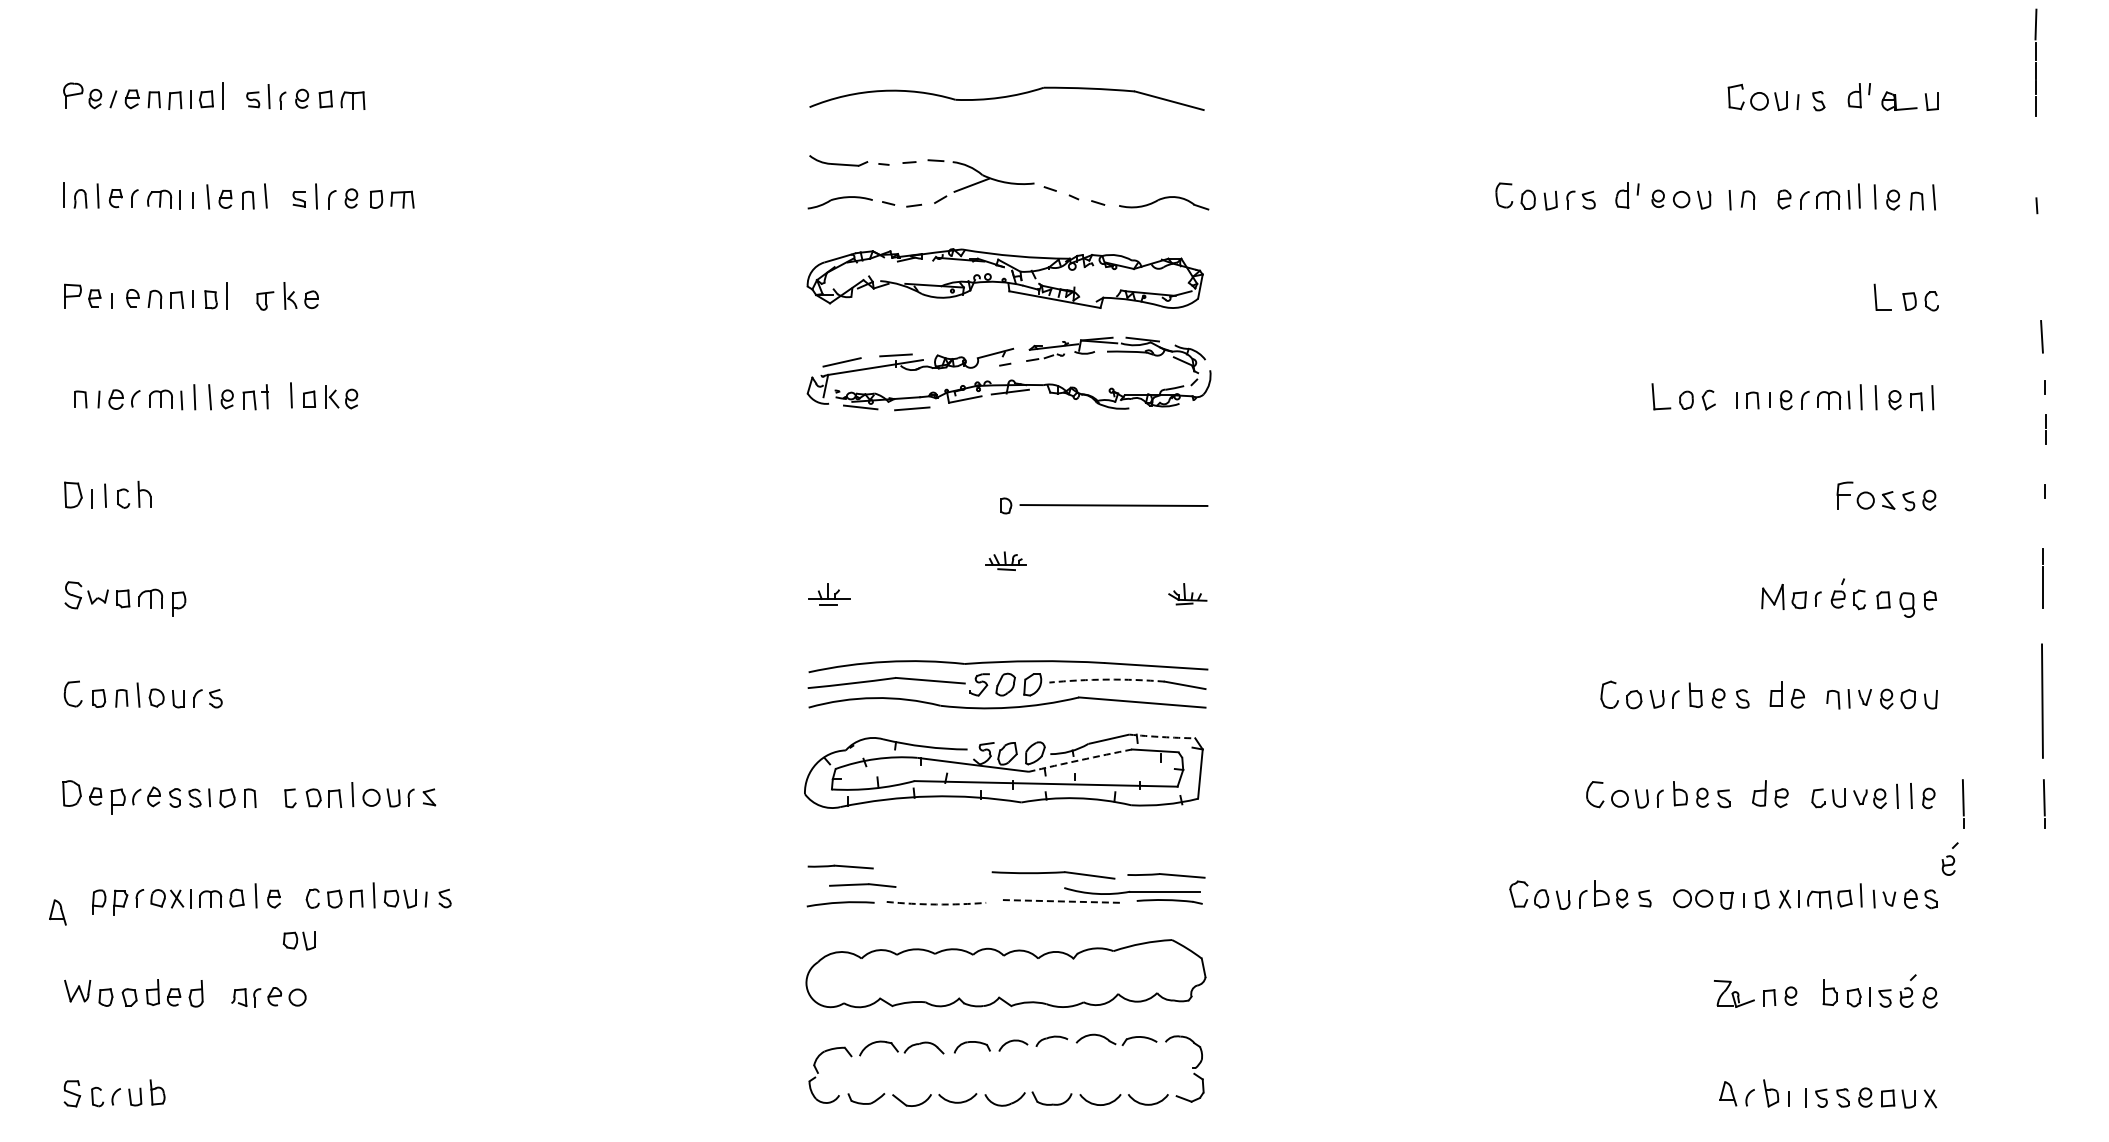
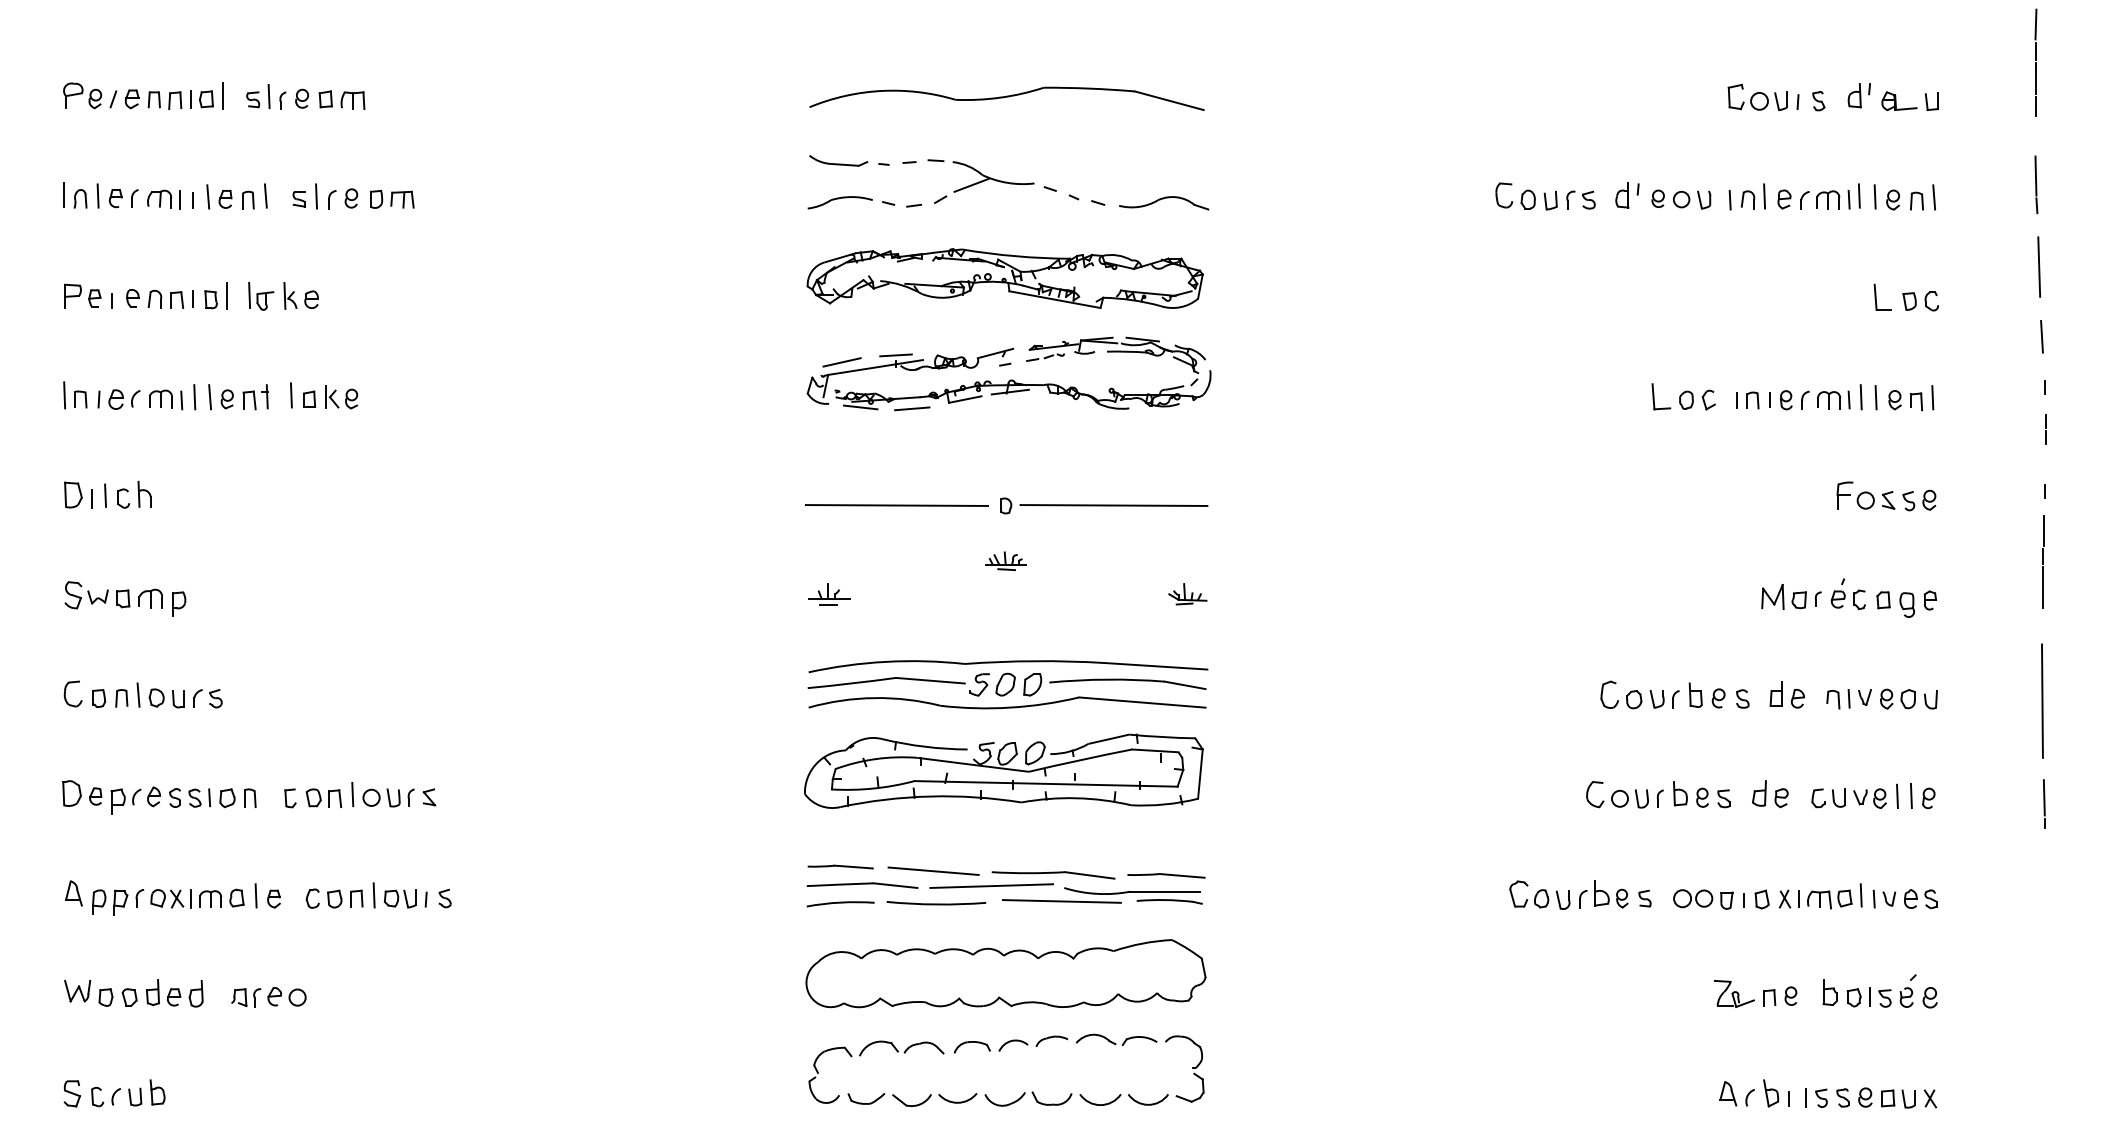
line: none -> present (2035, 175)
line: none -> present (1764, 196)
line: none -> present (2039, 266)
line: none -> present (249, 295)
line: none -> present (64, 395)
line: none -> present (896, 505)
line: none -> present (2043, 530)
arc: dashed -> solid (1106, 679)
arc: dashed -> solid (1162, 737)
arc: dashed -> solid (1080, 760)
line: present -> none (1963, 803)
part: present -> none (1949, 858)
line: none -> present (933, 870)
part size: 68x5 px -> 113x7 px (862, 885)
line: none -> present (991, 885)
line: dashed -> solid (1062, 901)
arc: dashed -> solid (936, 904)
part position: (57, 912) -> (73, 893) (73, 893)
part: present -> none (298, 940)
